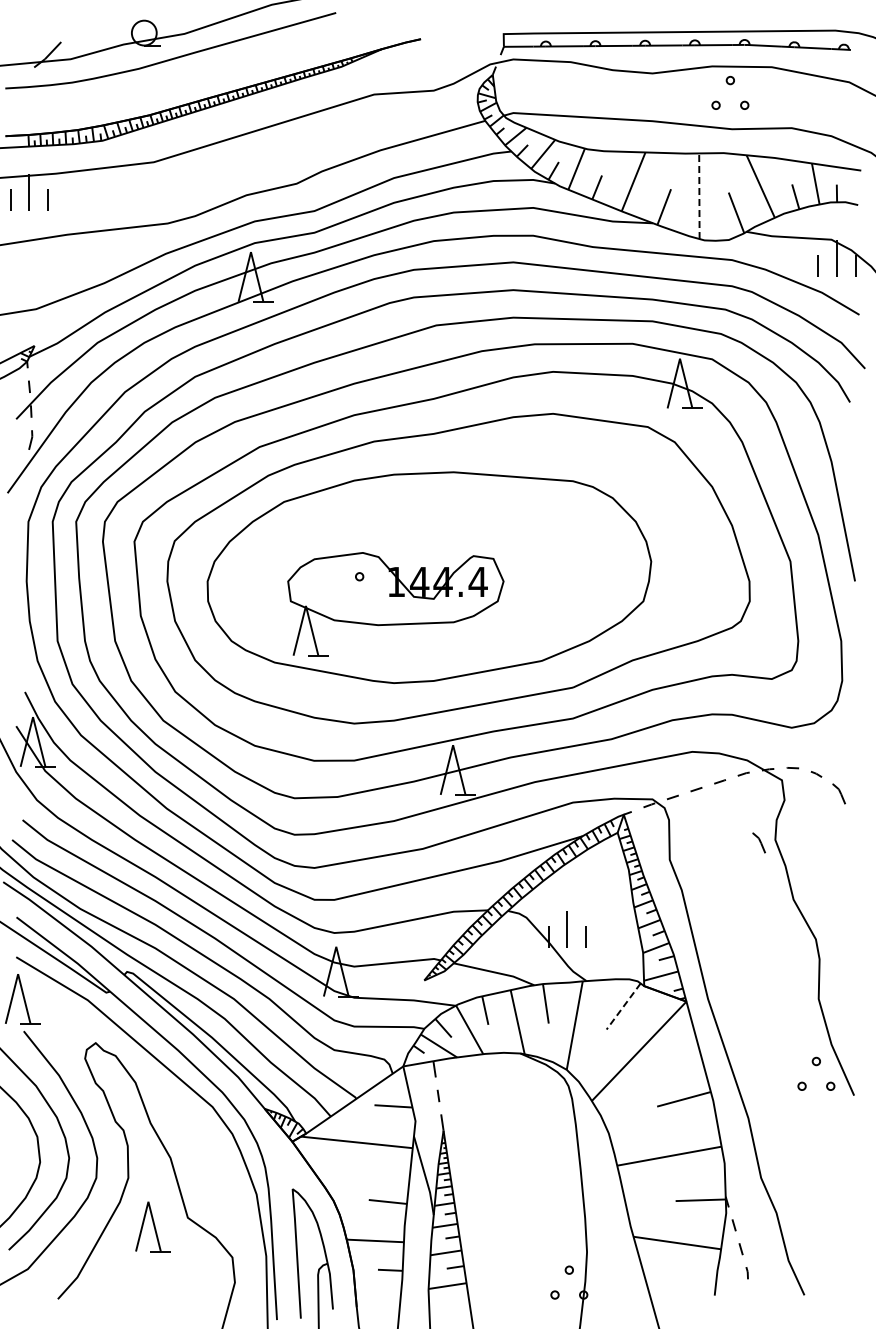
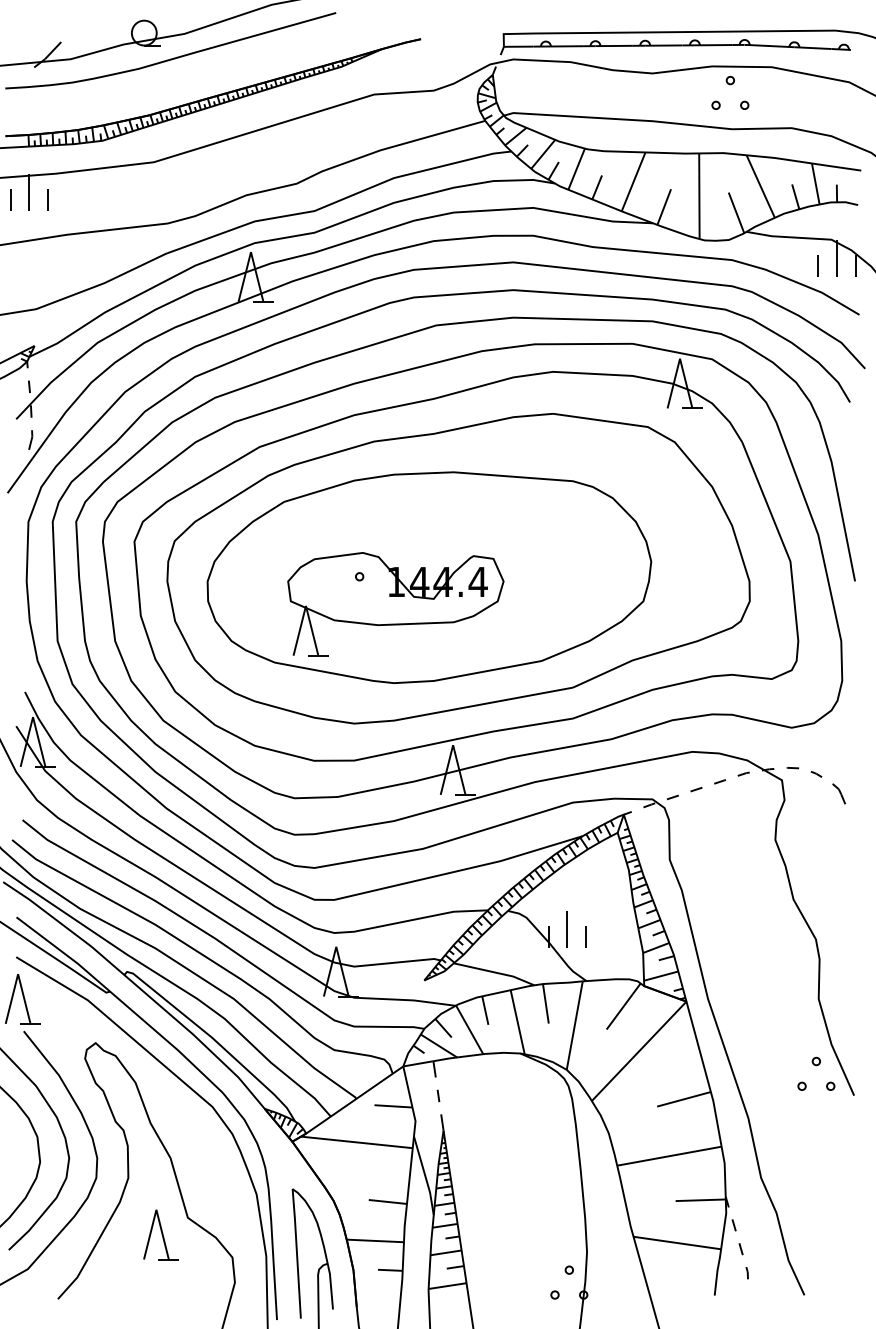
line: dashed -> solid (699, 196)
part: present -> none (758, 842)
line: dashed -> solid (623, 1006)
part position: (152, 1226) -> (160, 1234) (160, 1234)
